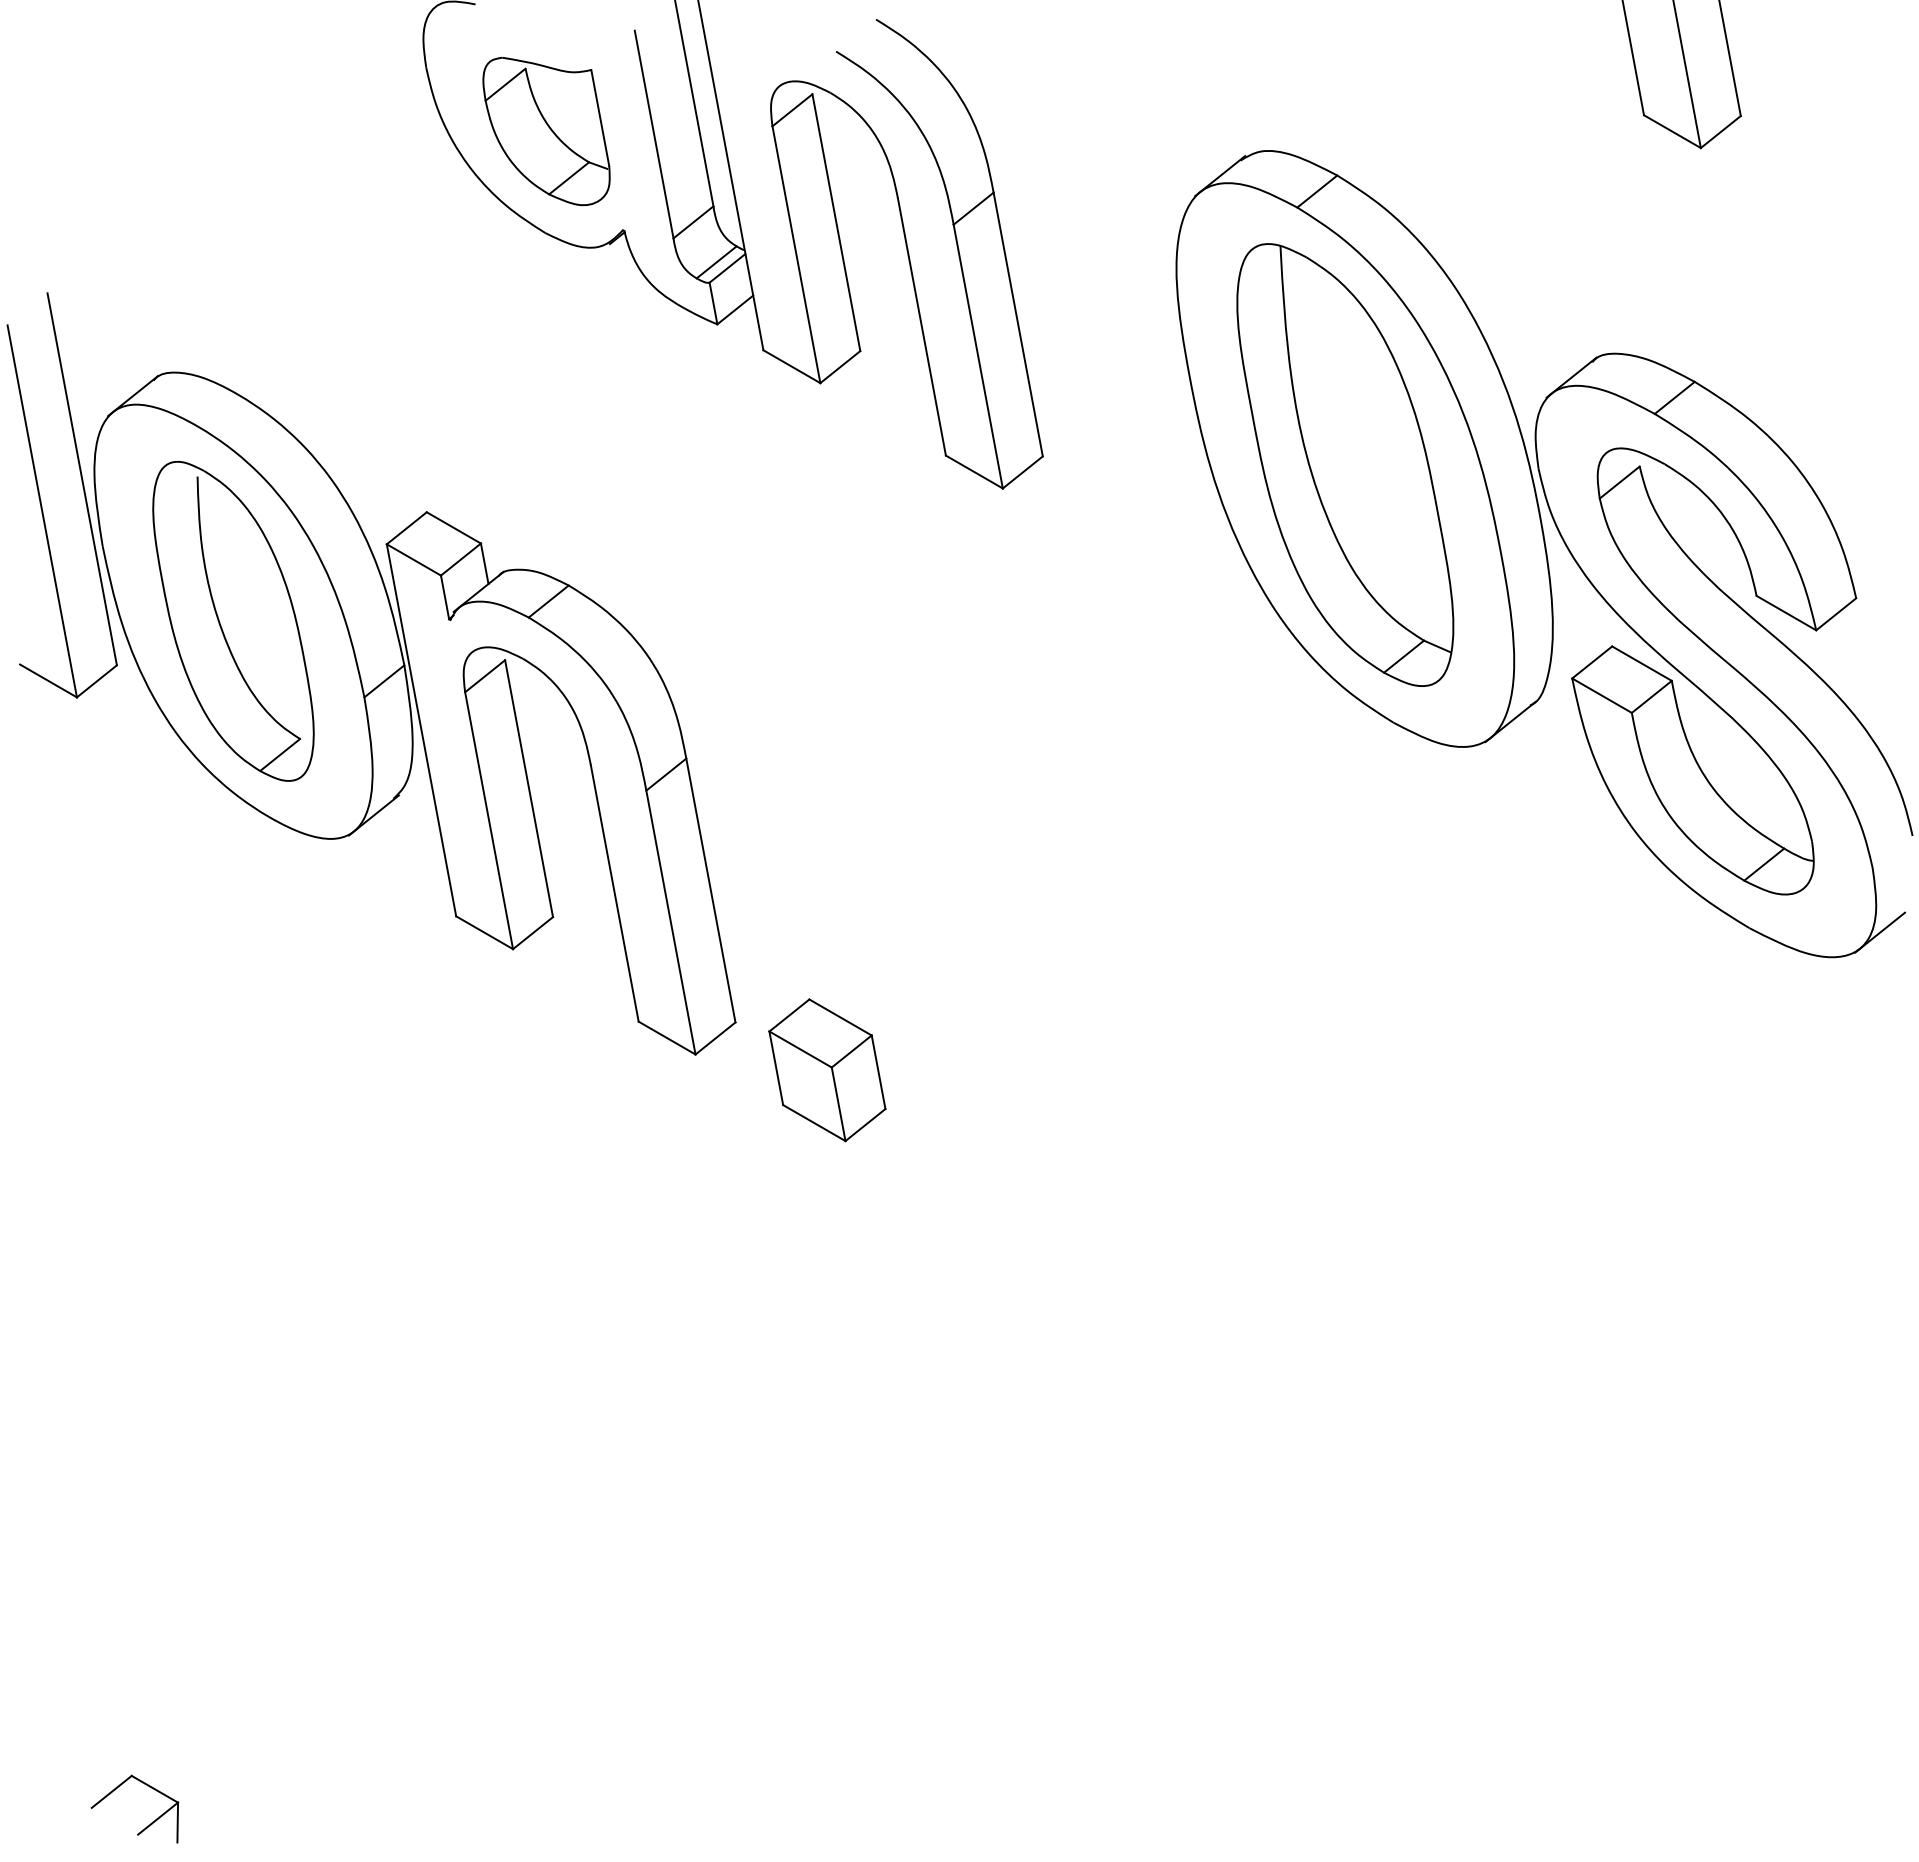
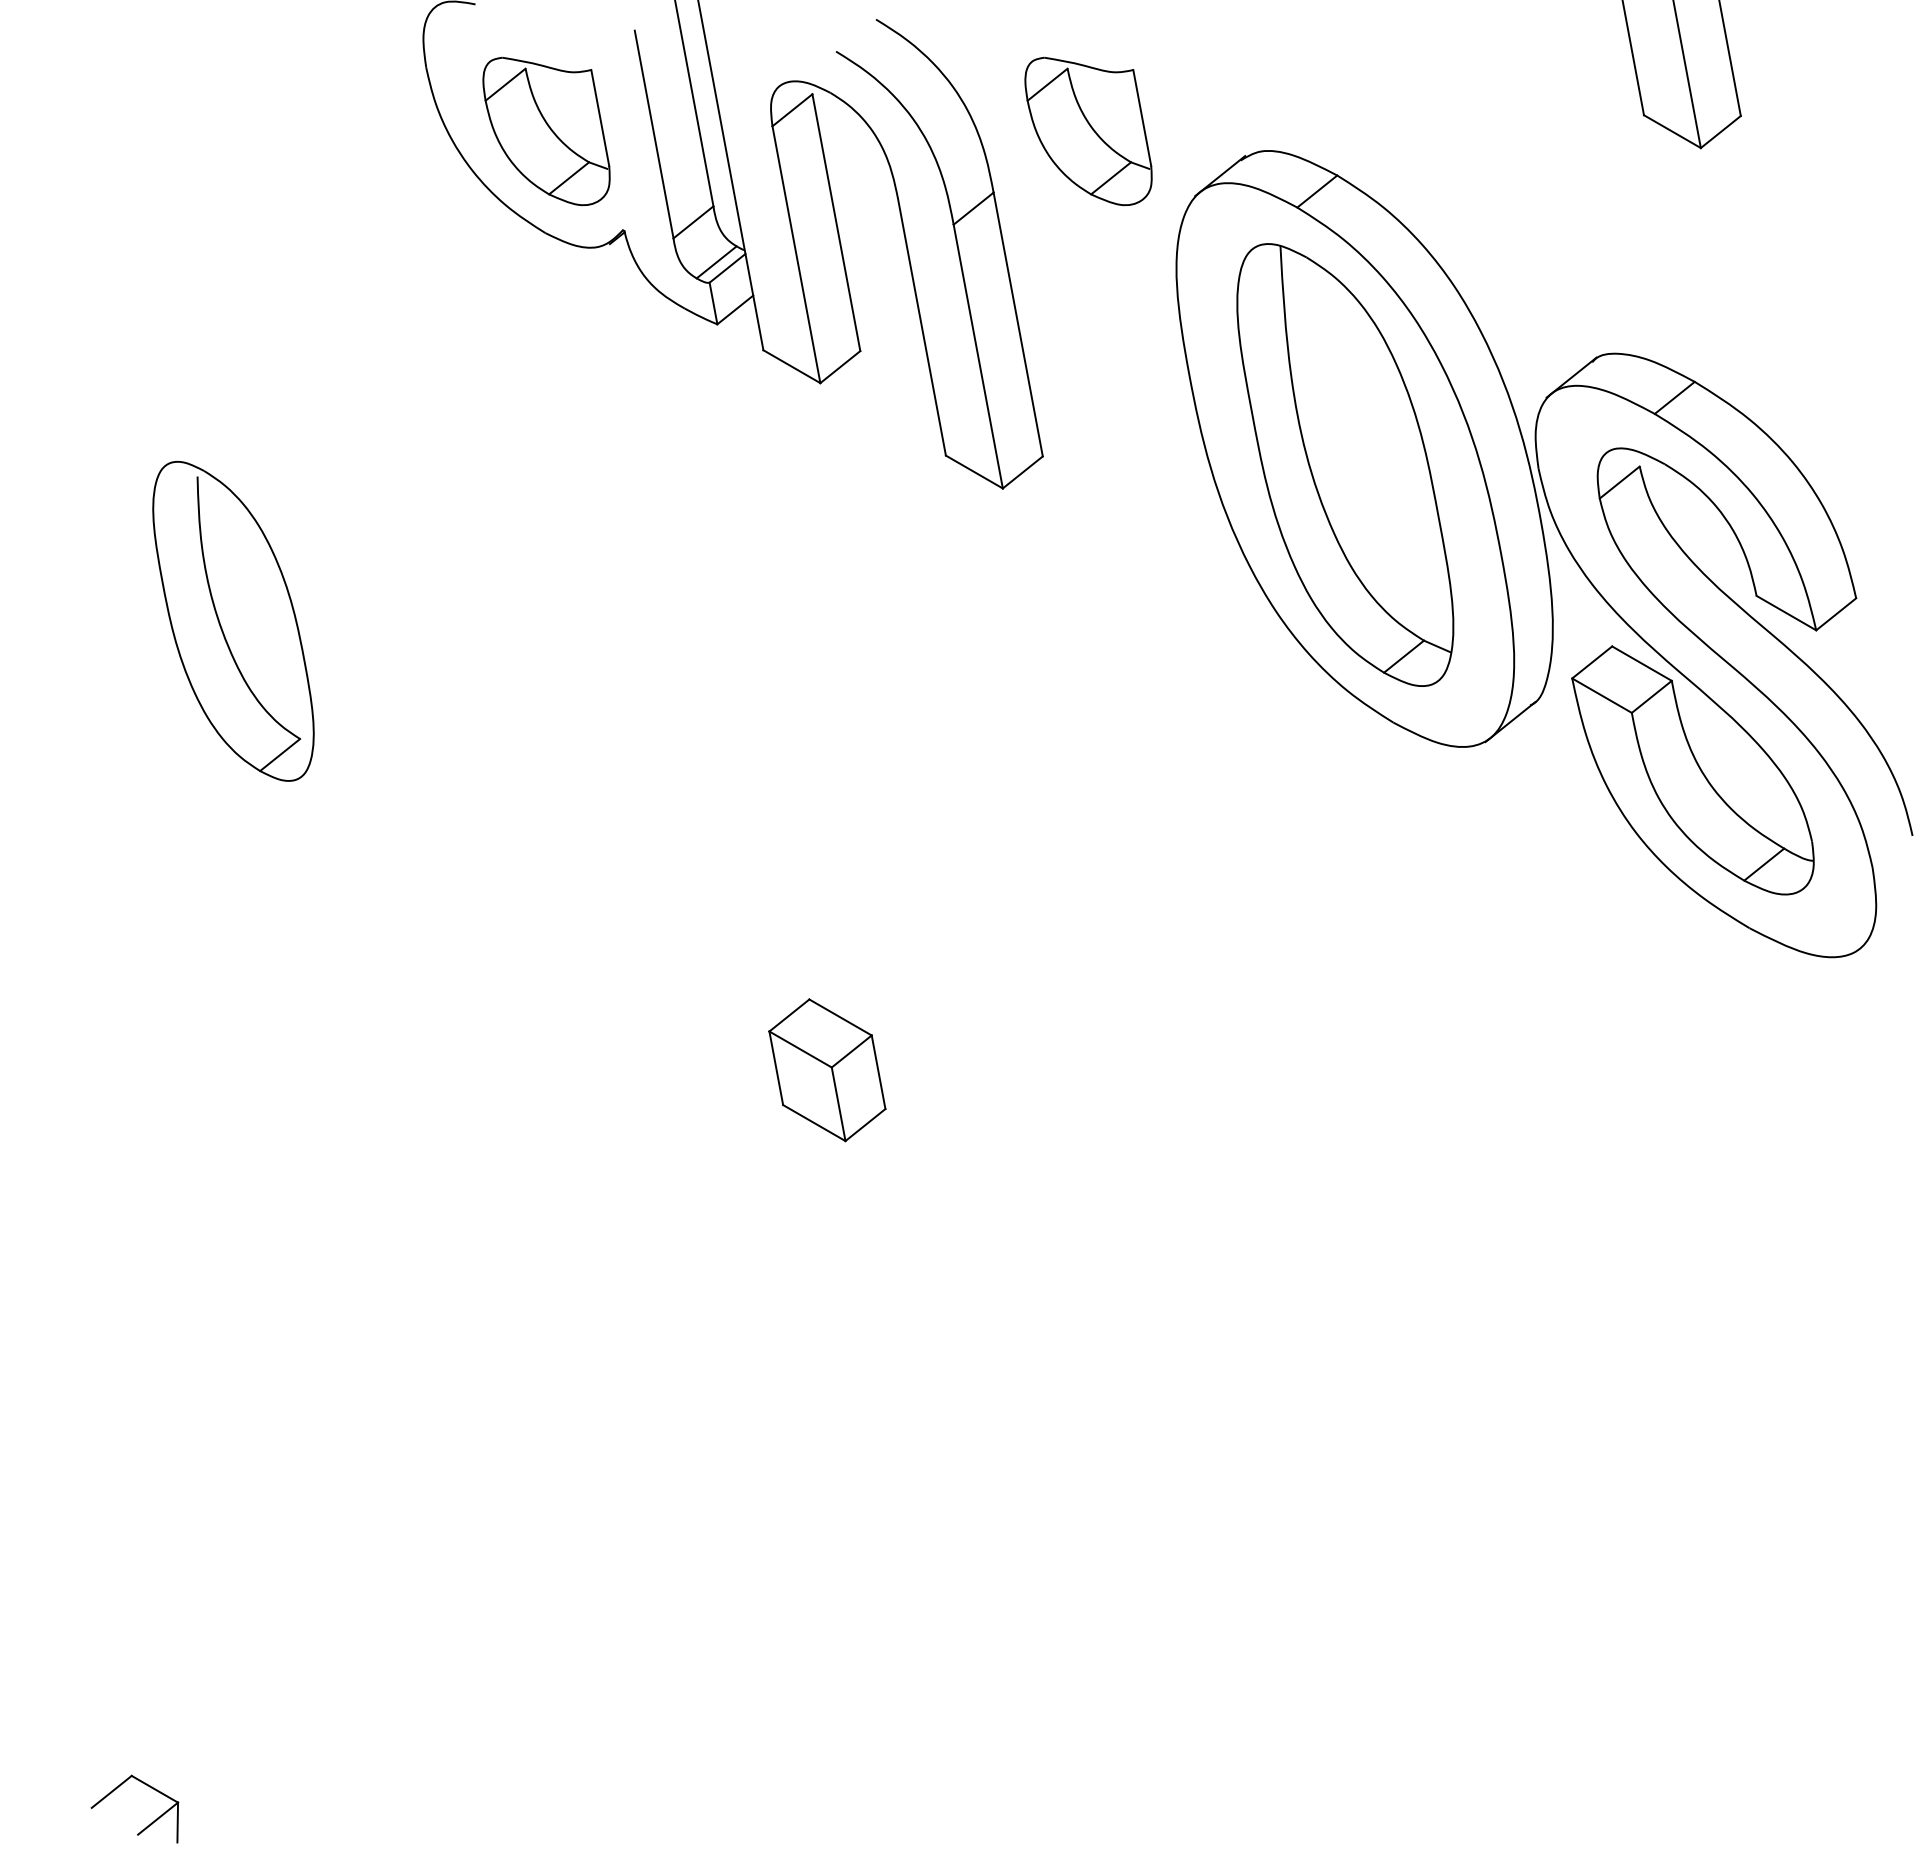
part: none -> present (1088, 131)
part: present -> none (371, 673)
line: present -> none (1879, 932)
